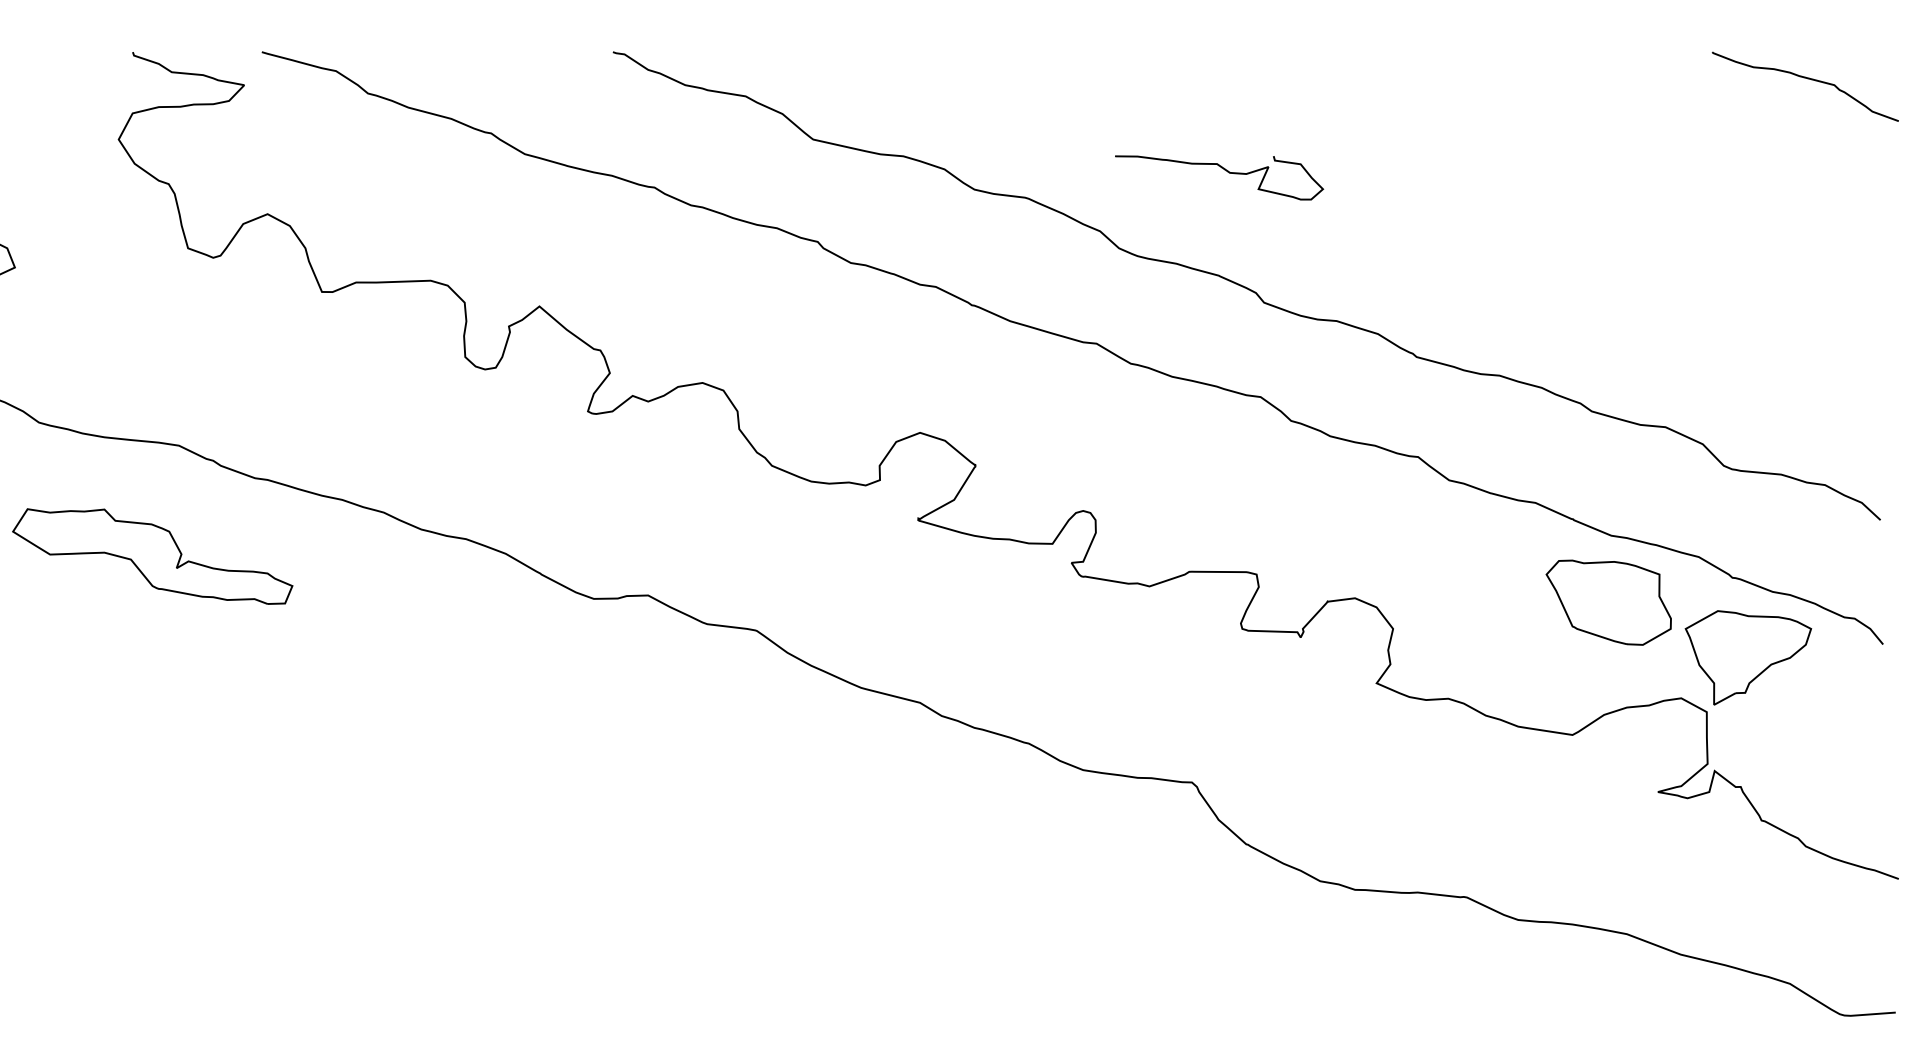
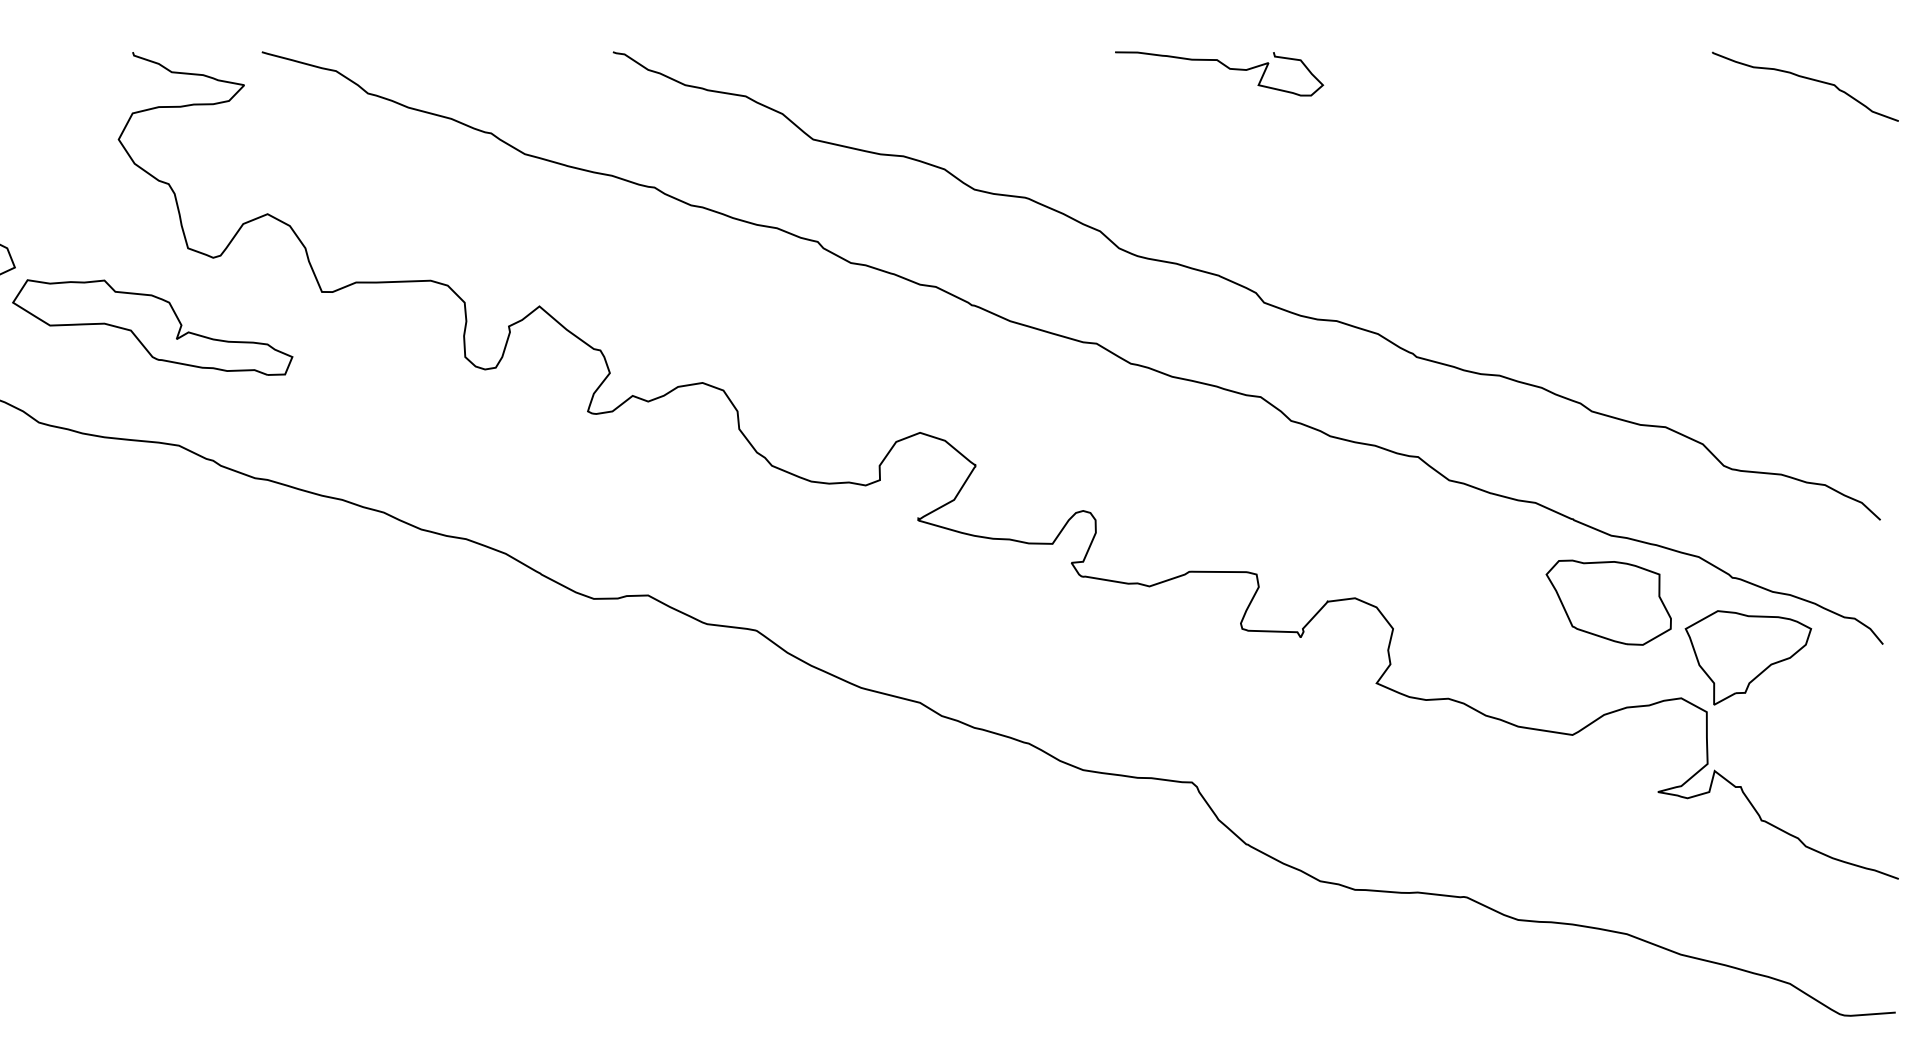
curve position: (1224, 170) -> (1224, 66) (1224, 66)
part position: (152, 556) -> (152, 327) (152, 327)
